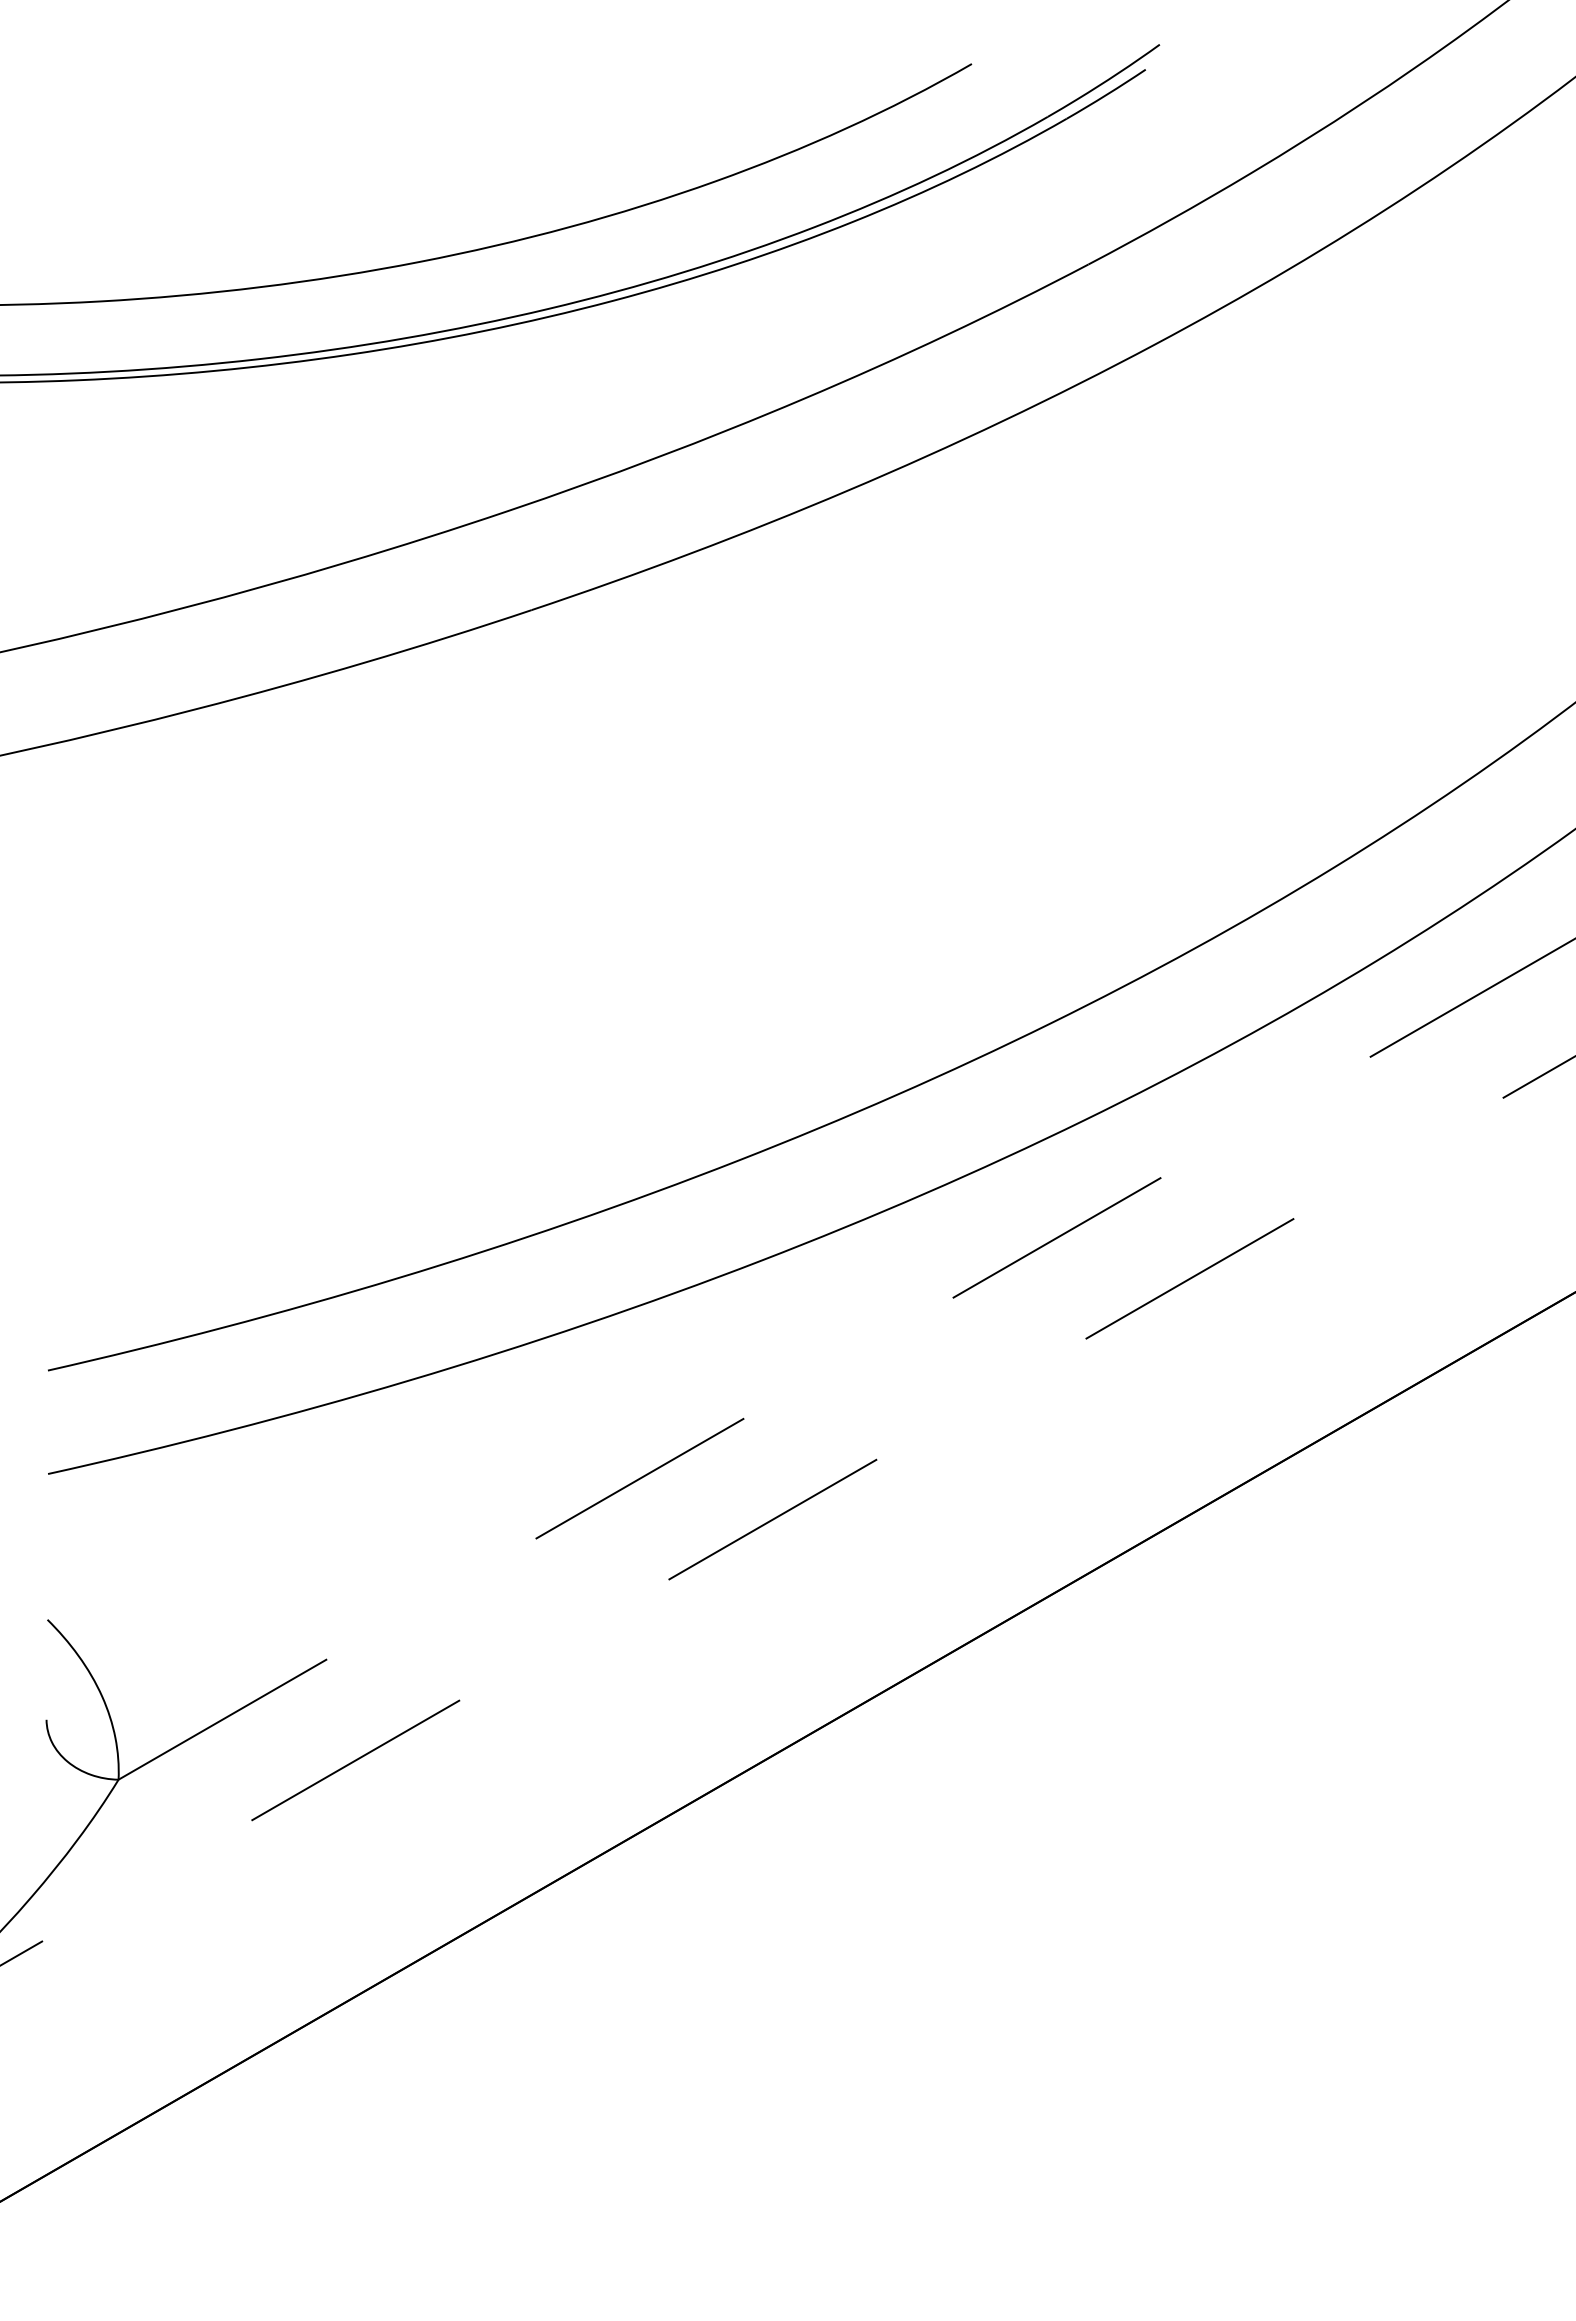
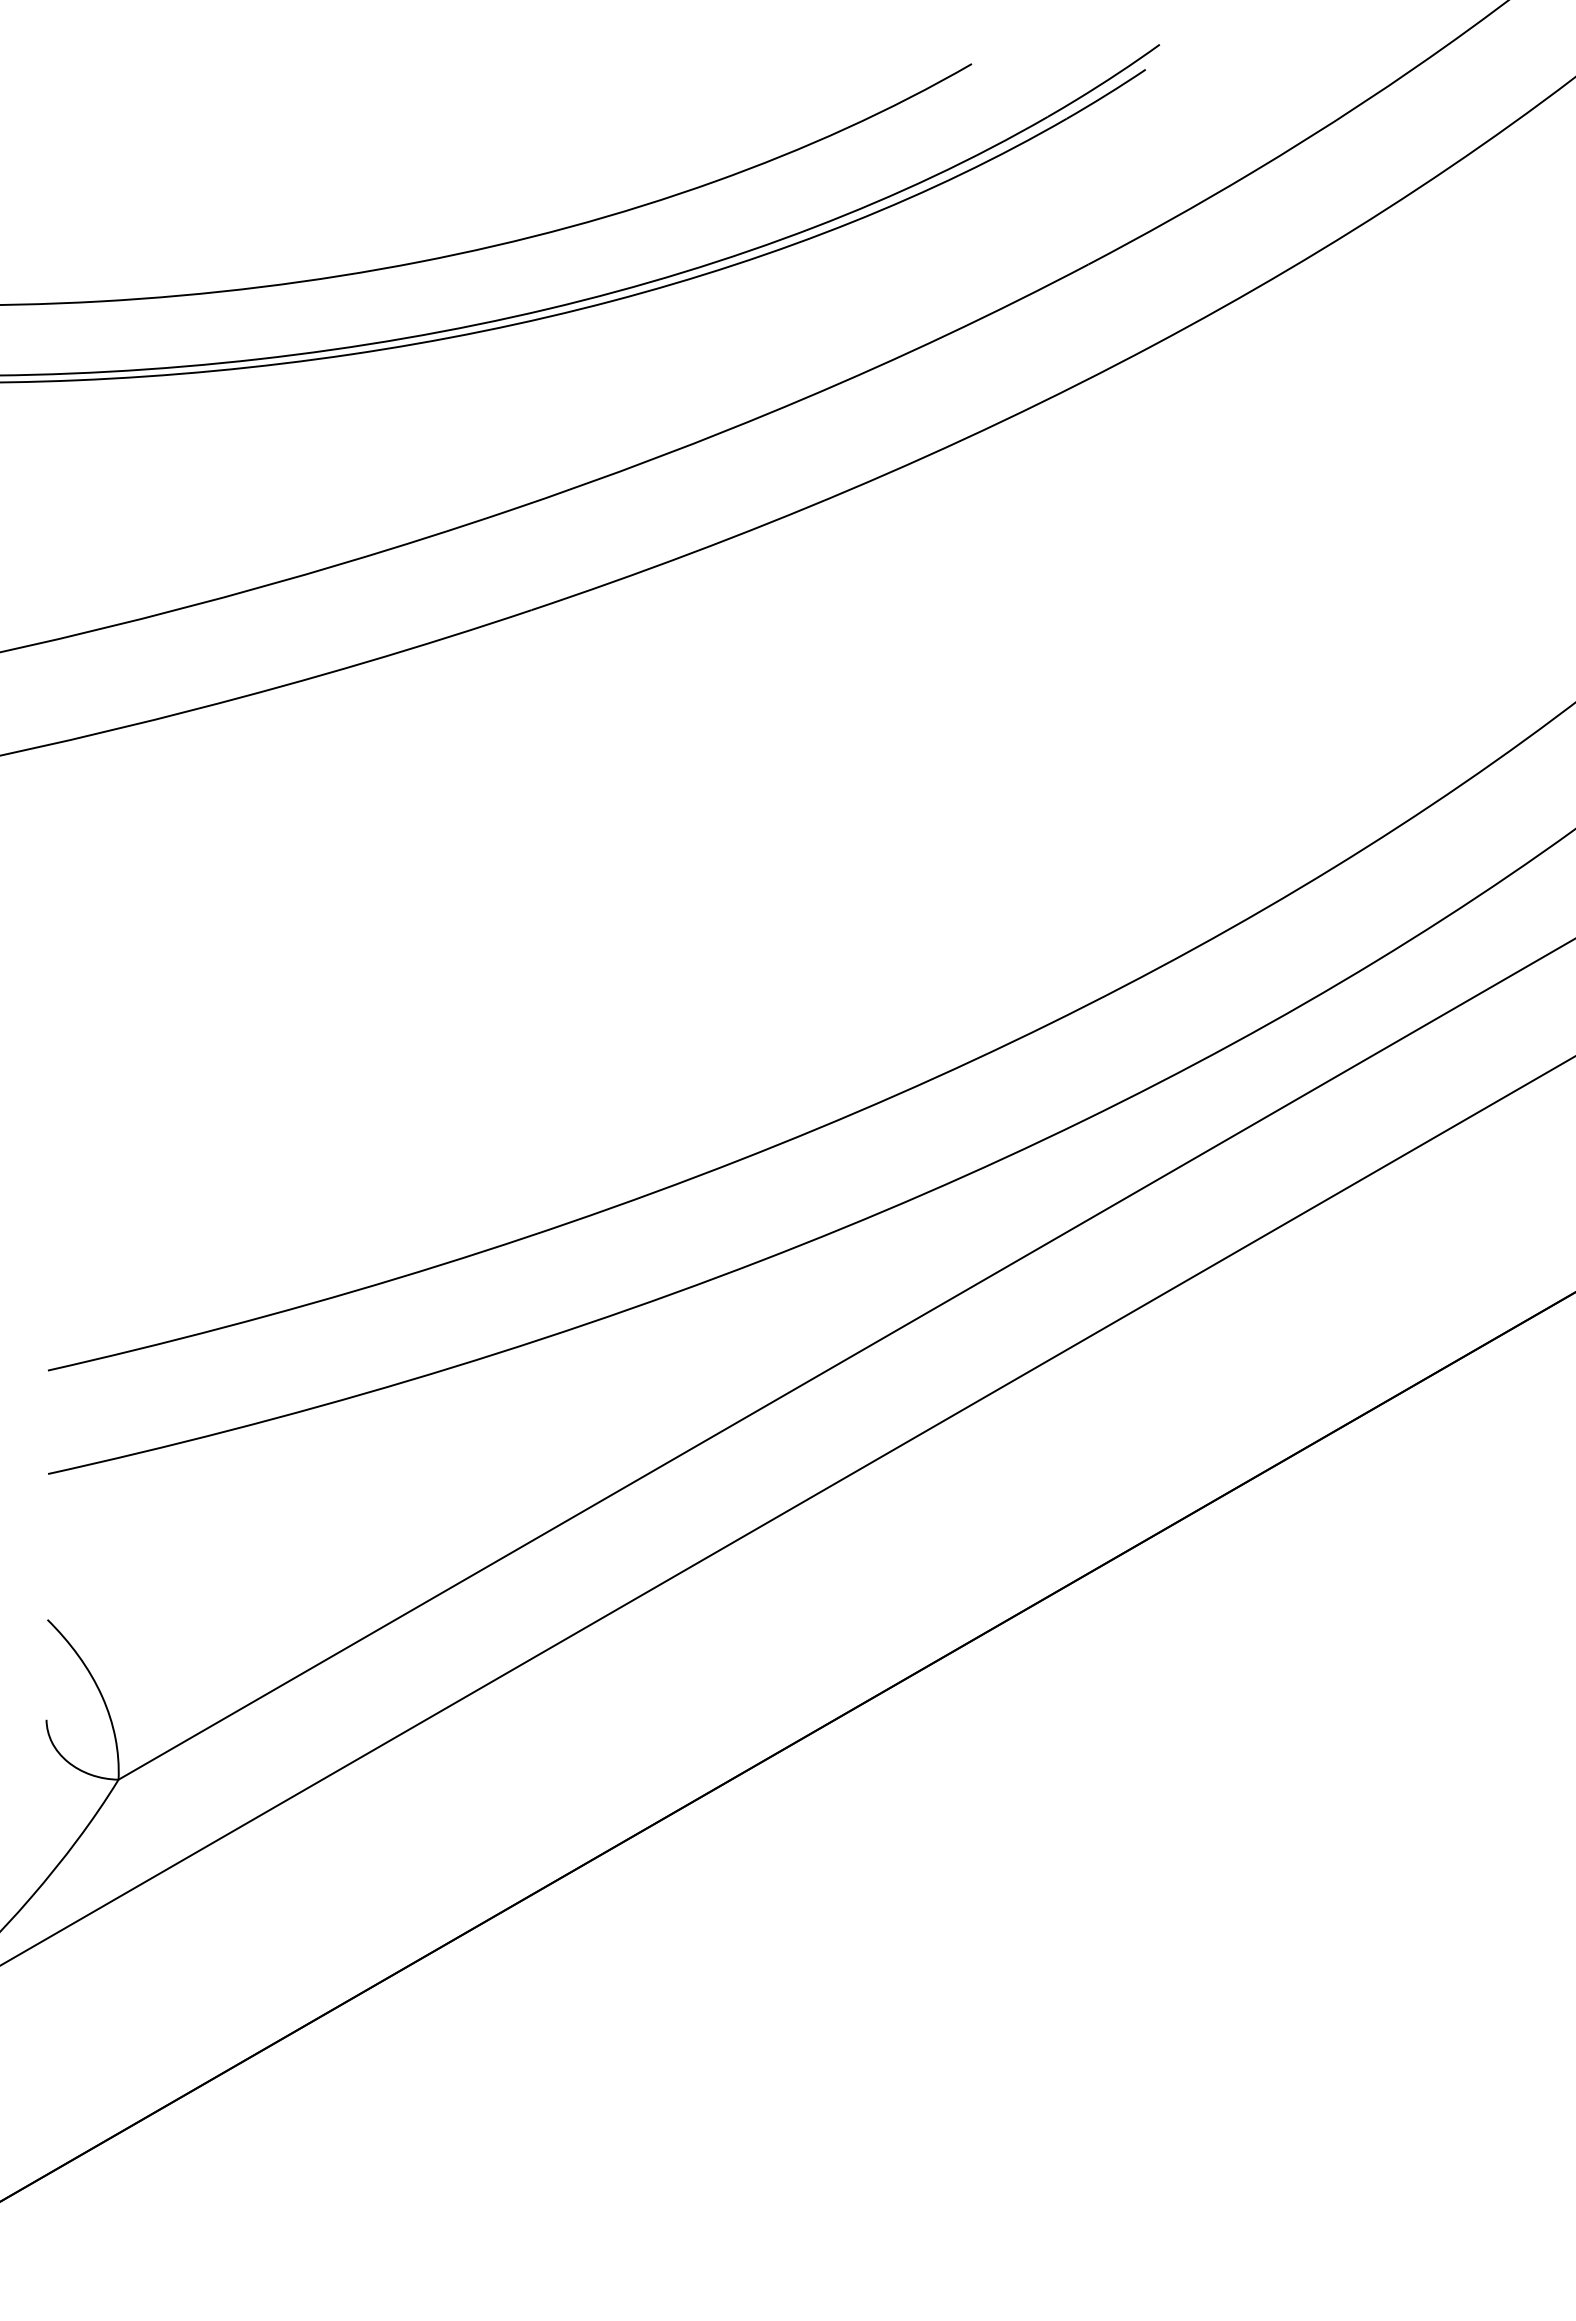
line: dashed -> solid (847, 1358)
line: dashed -> solid (787, 1511)
